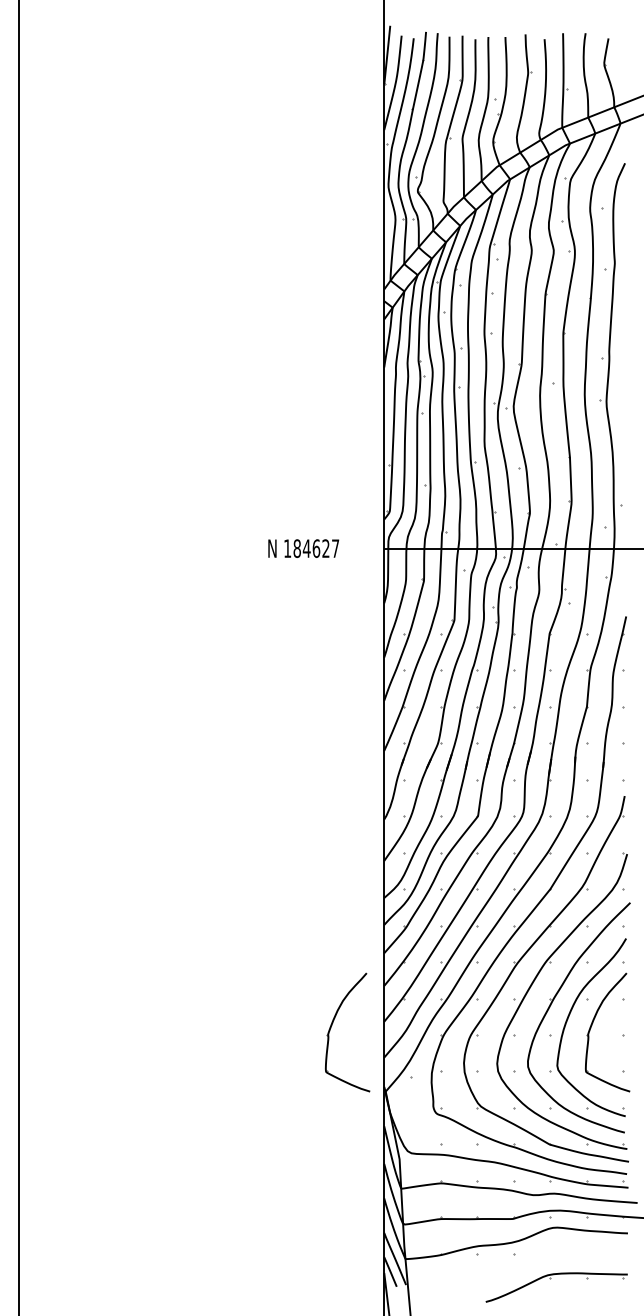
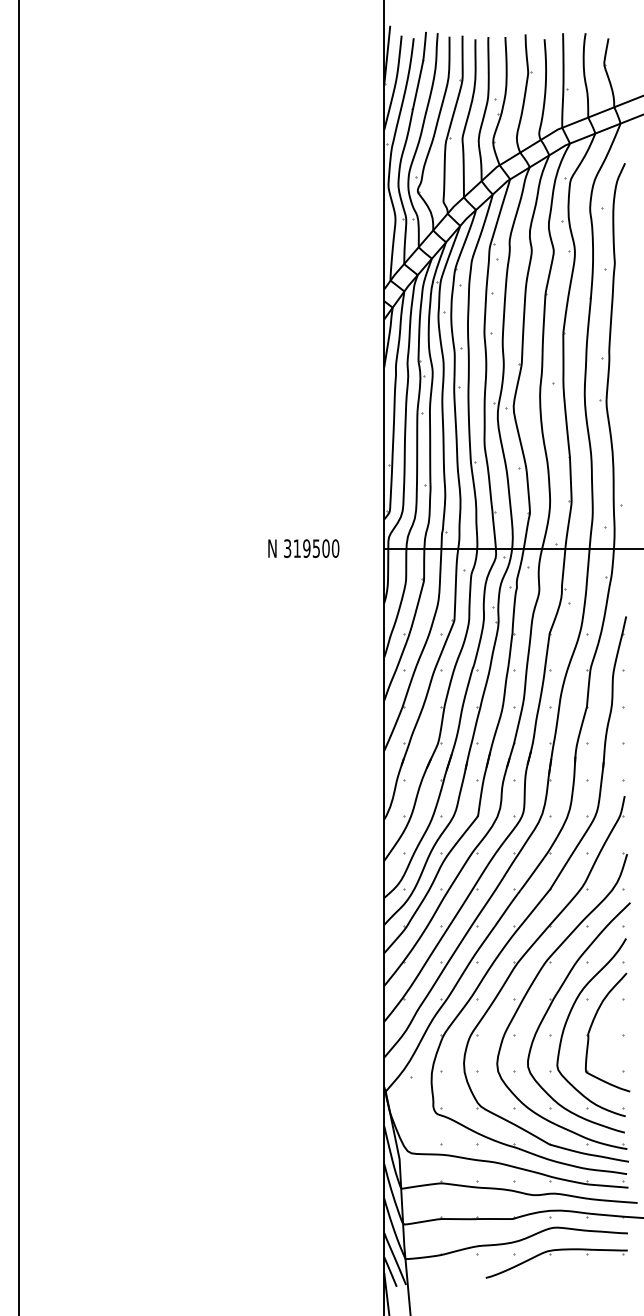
text: 184627 -> 319500 (311, 548)
part: present -> none (331, 1028)
part position: (550, 1279) -> (550, 1255) (550, 1255)
